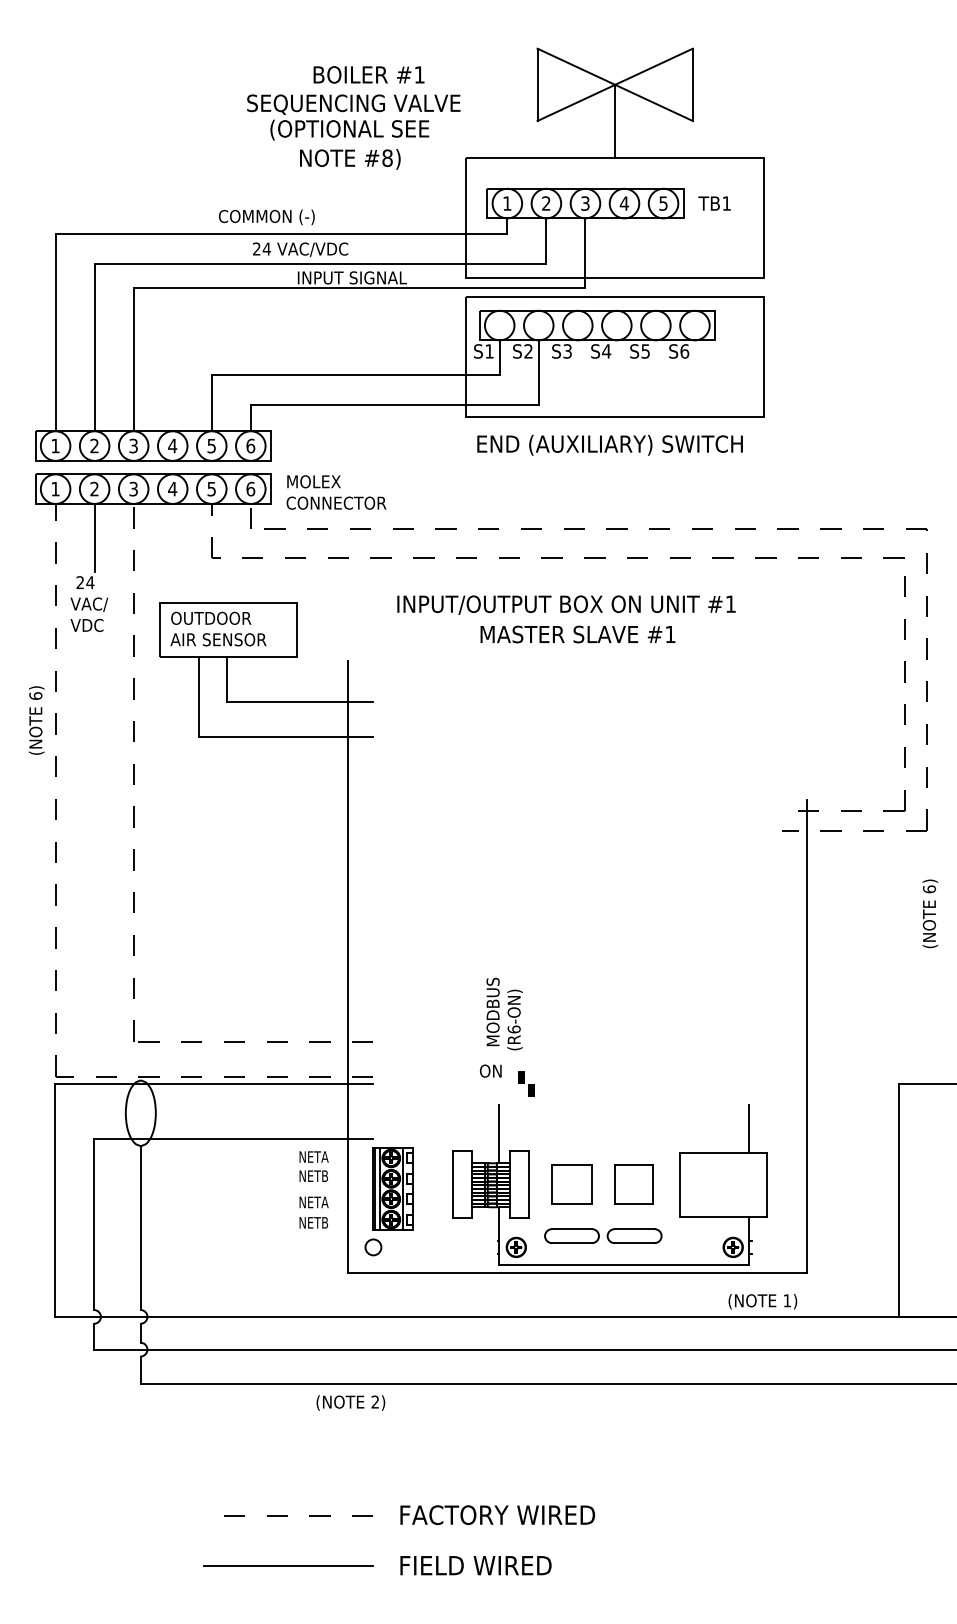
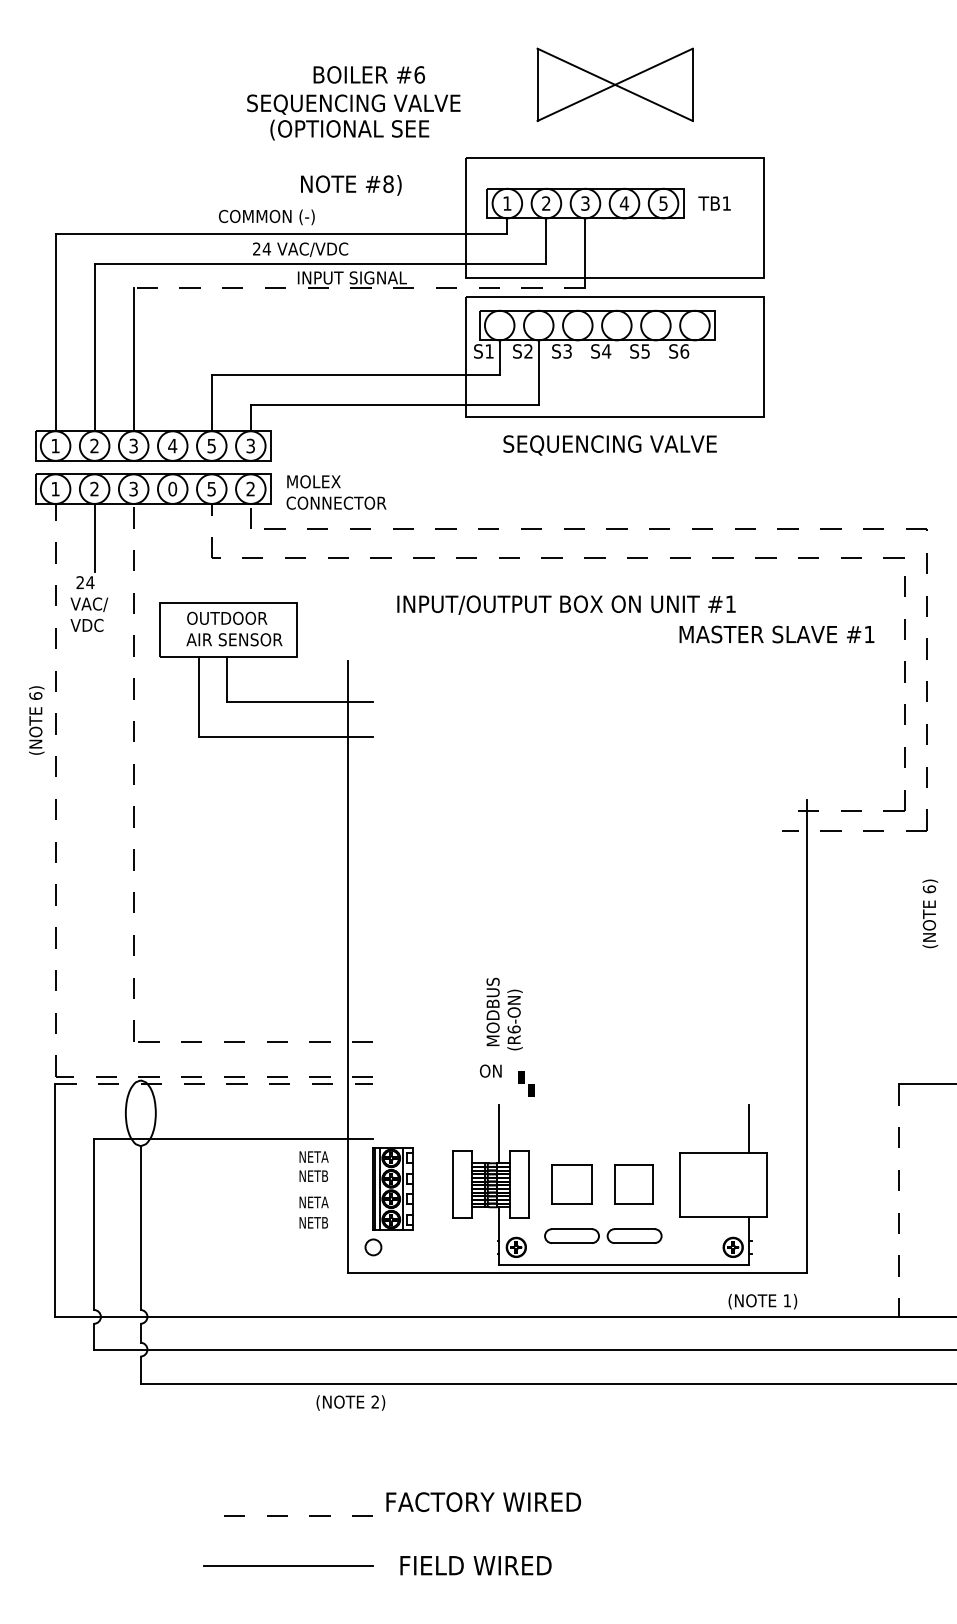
text: #1 -> #6 (419, 74)
line: present -> none (615, 120)
text position: (350, 159) -> (351, 185) (351, 185)
line: solid -> dashed (359, 288)
text: END (AUXILIARY) SWITCH -> SEQUENCING VALVE (609, 444)
text: 6 -> 3 (250, 445)
text: 4 -> 0 (172, 488)
text: 6 -> 2 (250, 488)
text position: (218, 628) -> (234, 628) (234, 628)
text position: (577, 634) -> (776, 634) (776, 634)
line: solid -> dashed (214, 1084)
line: solid -> dashed (898, 1201)
text position: (497, 1515) -> (483, 1502) (483, 1502)
